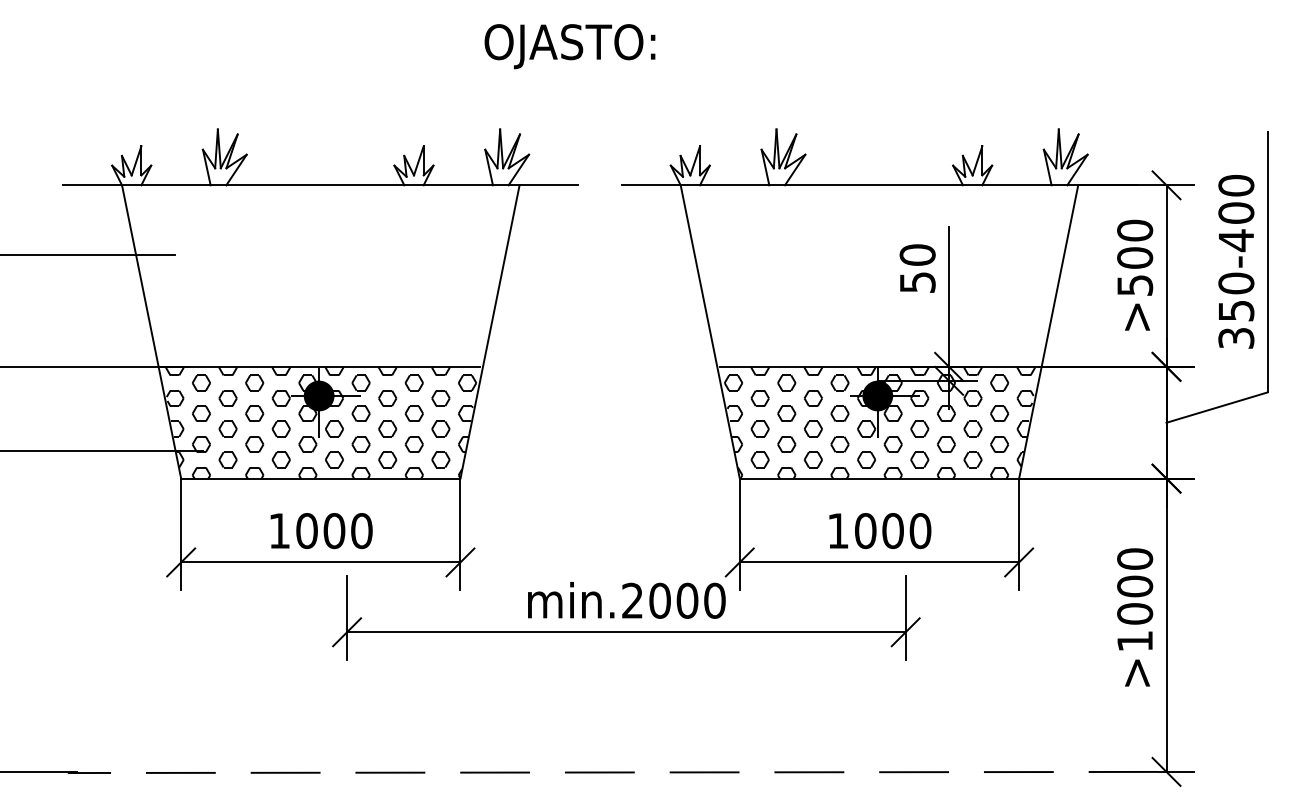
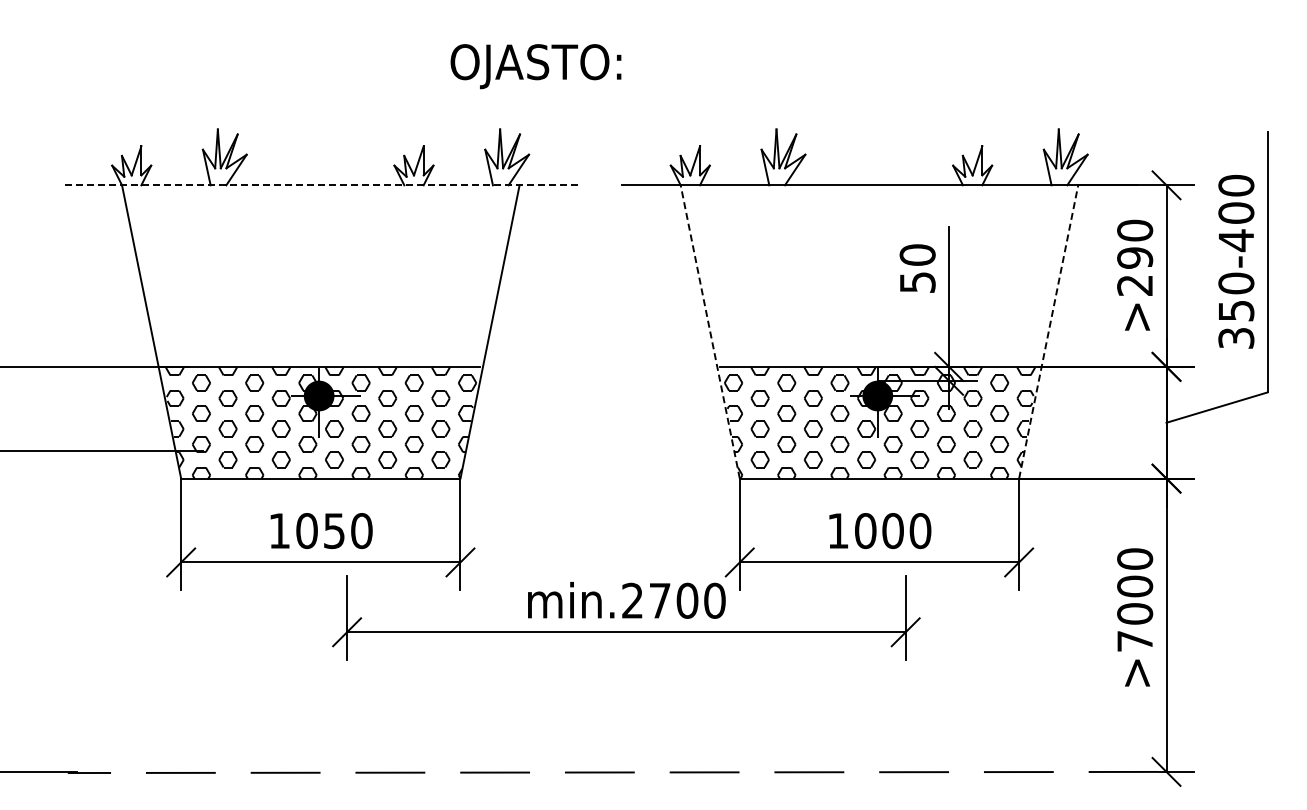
text position: (569, 46) -> (535, 66) (535, 66)
line: solid -> dashed (320, 185)
line: present -> none (88, 255)
text: >500 -> >290 (1135, 271)
line: solid -> dashed (710, 331)
line: solid -> dashed (1048, 331)
text: 1000 -> 1050 (334, 531)
text: min.2000 -> min.2700 (659, 600)
text: >1000 -> >7000 (1134, 641)
